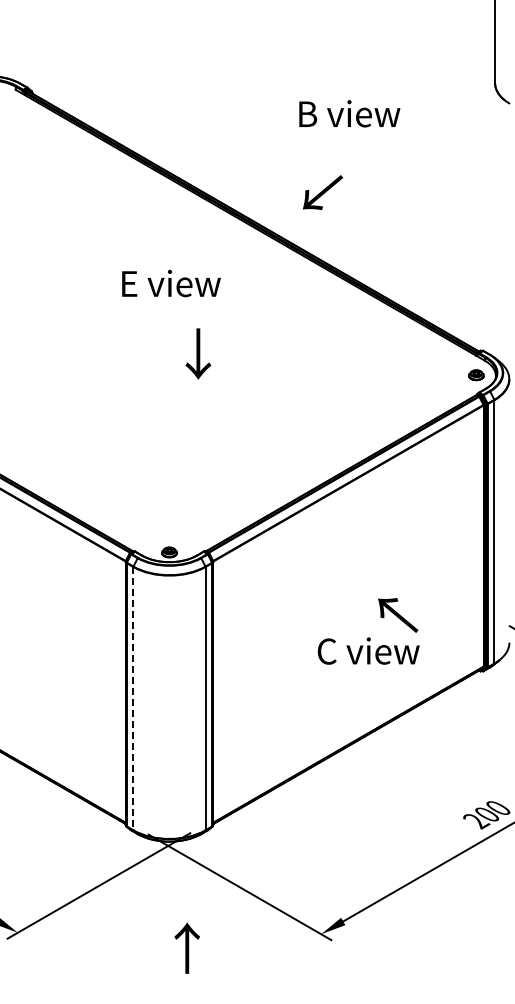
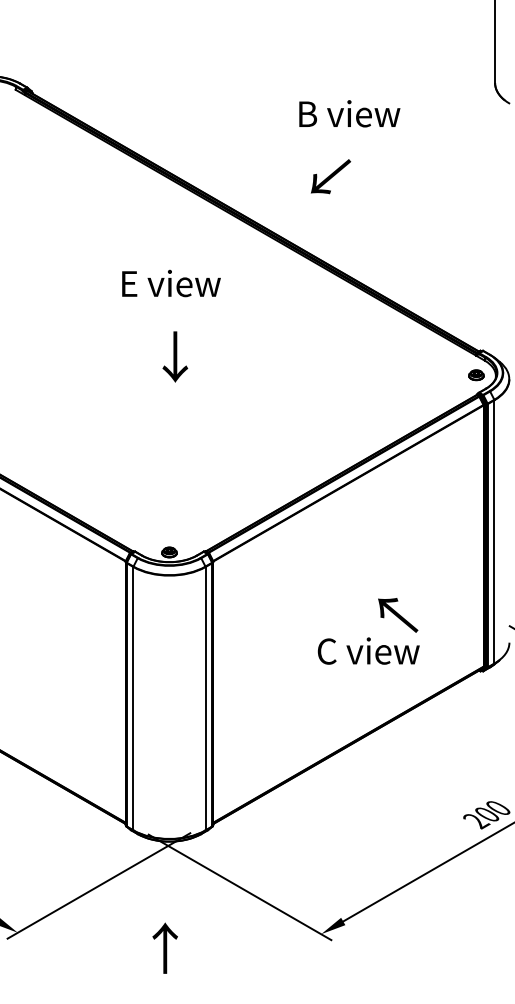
text position: (322, 192) -> (330, 176) (330, 176)
text position: (198, 353) -> (175, 356) (175, 356)
line: dashed -> solid (133, 698)
text position: (186, 947) -> (164, 947) (164, 947)
